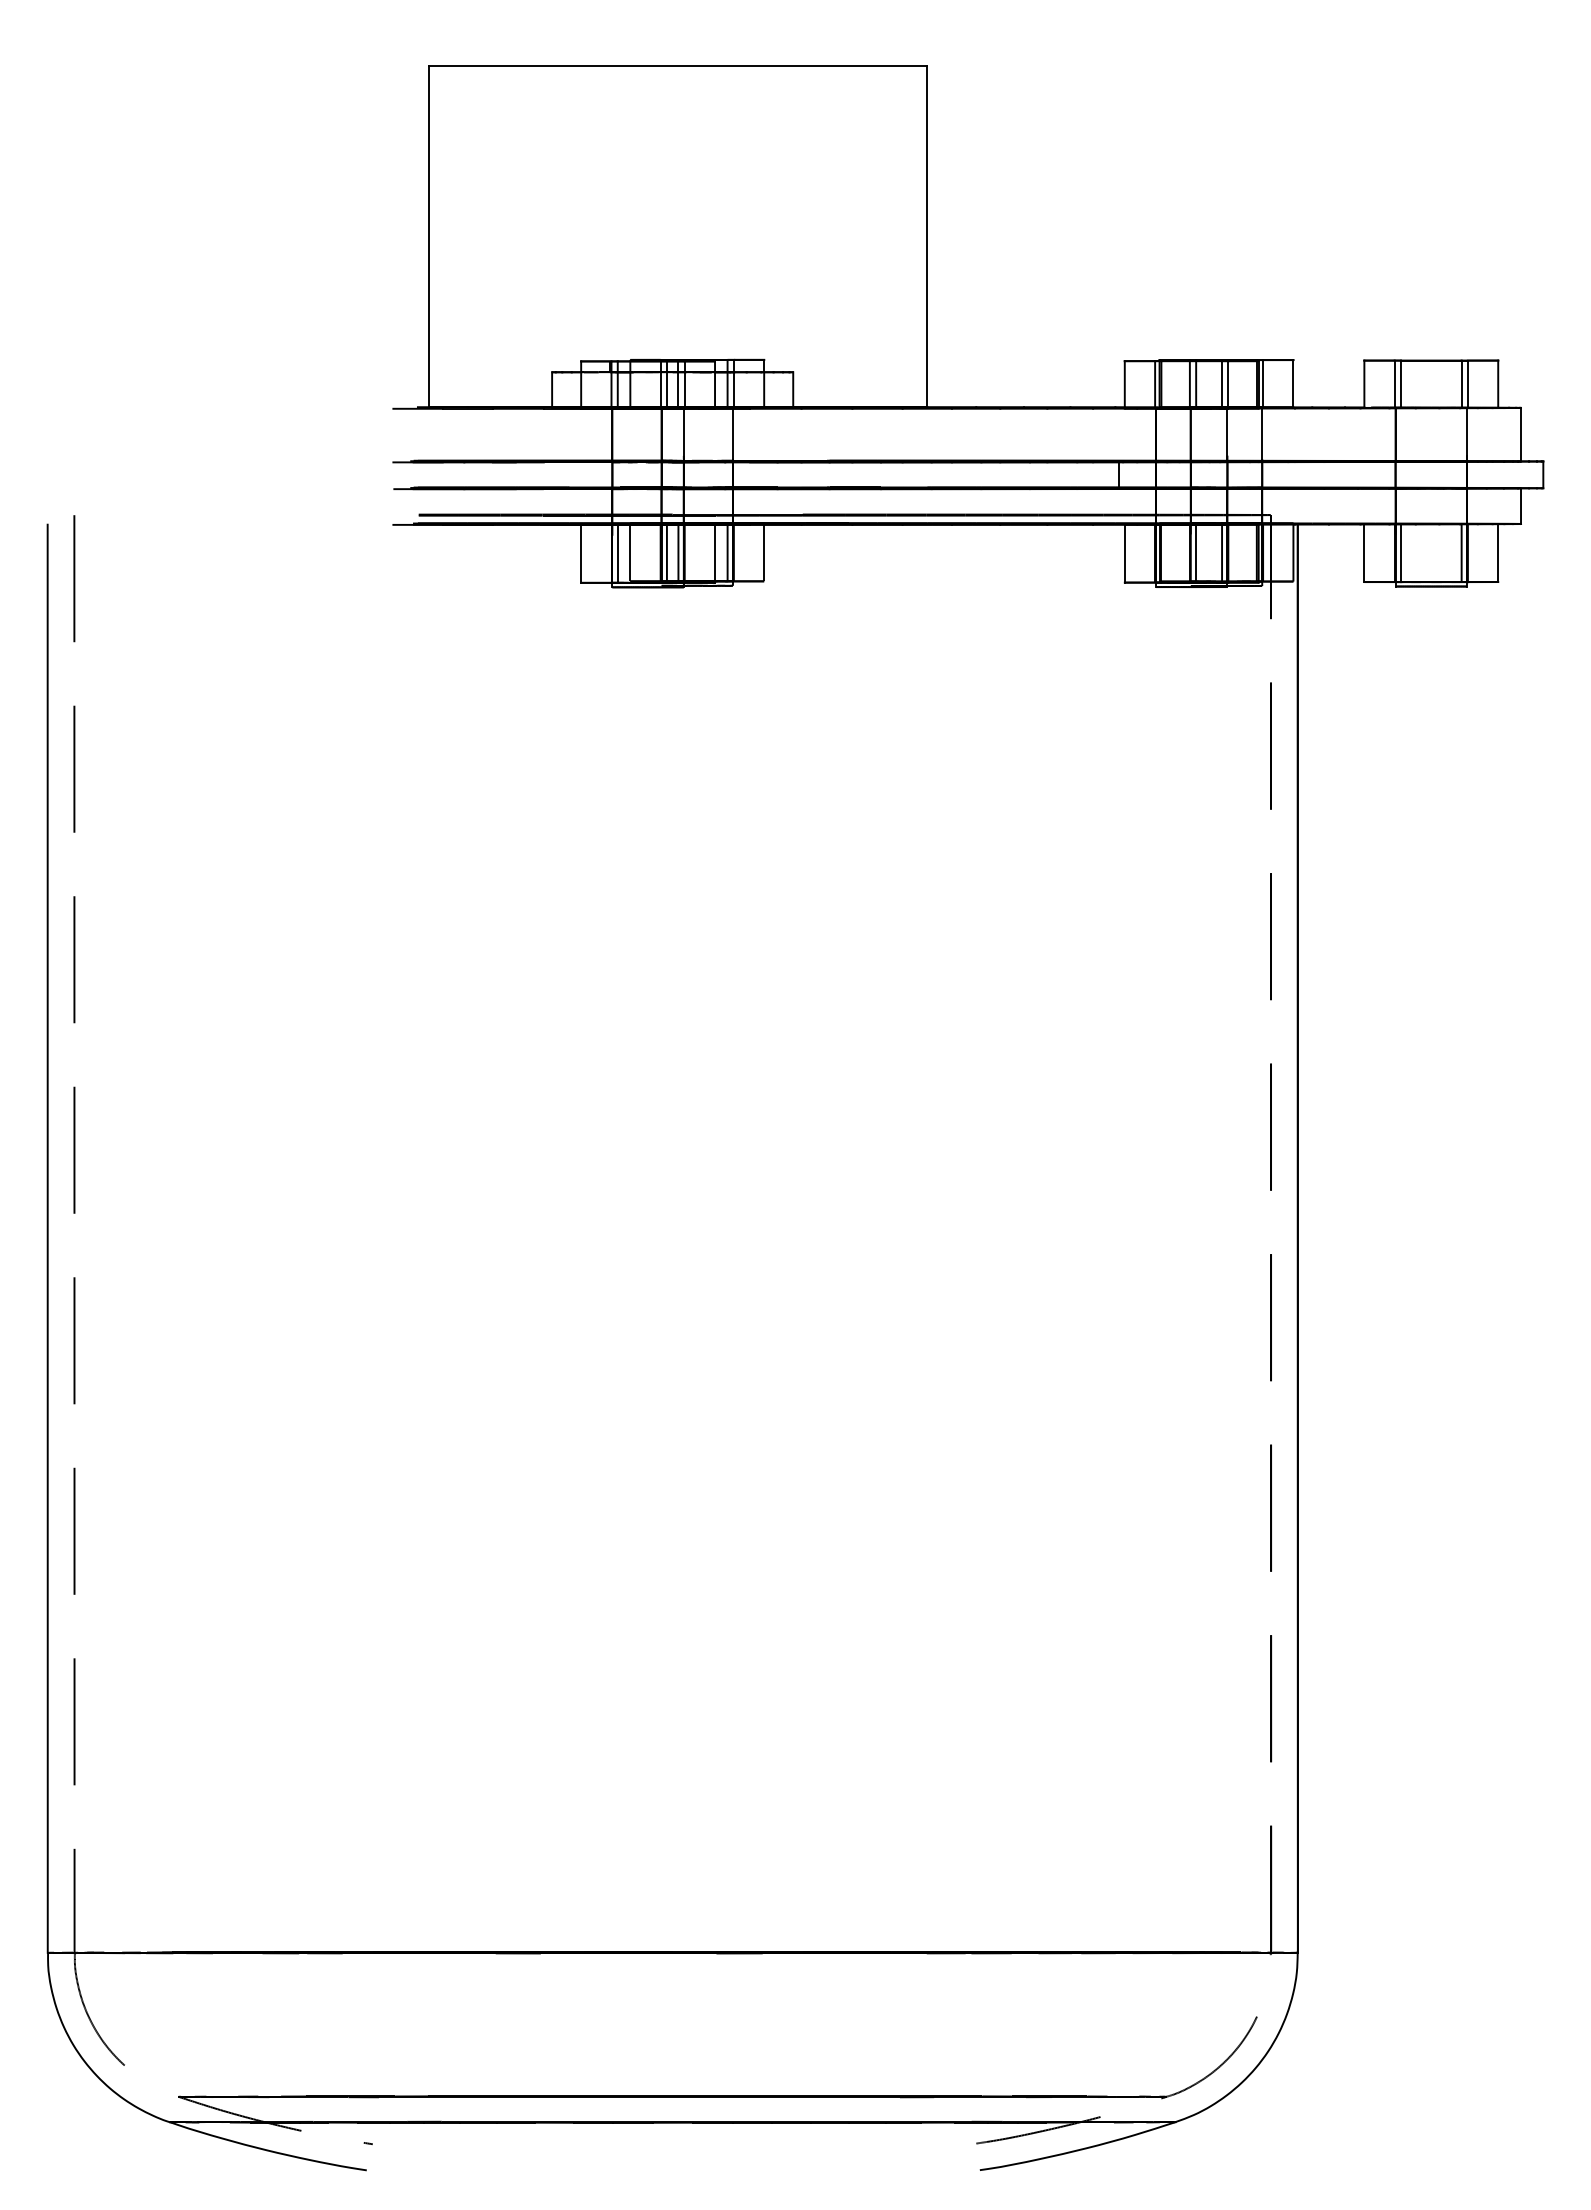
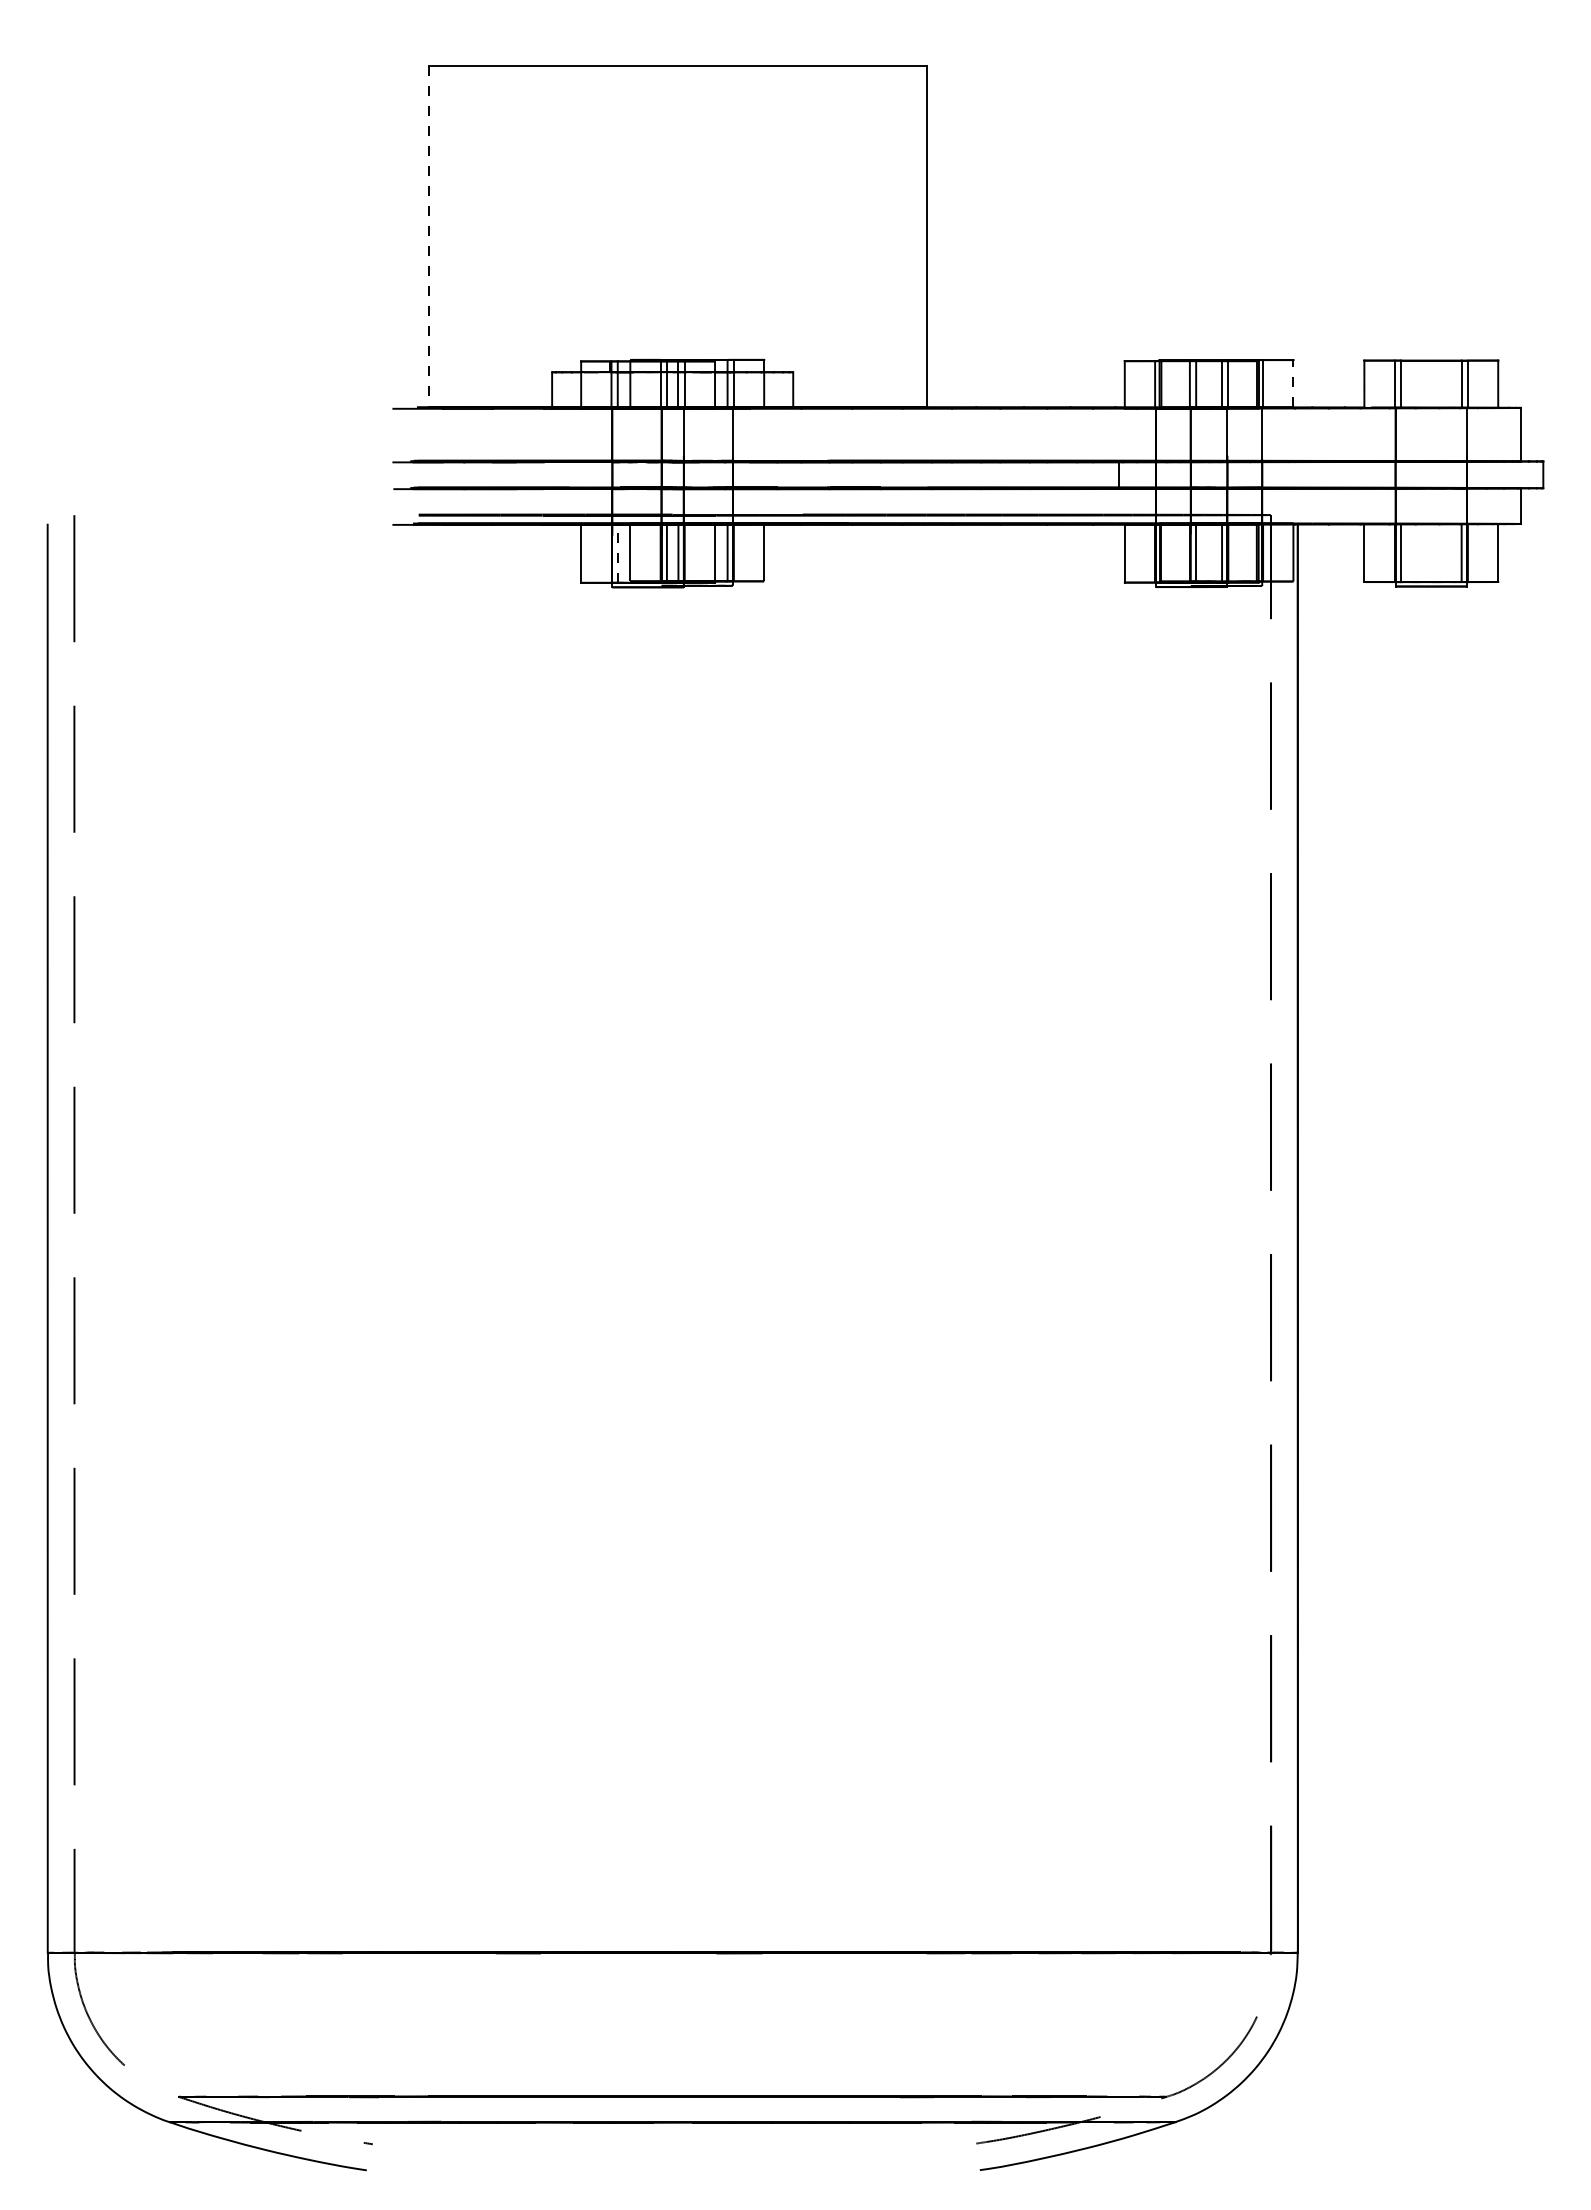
line: solid -> dashed (428, 237)
line: solid -> dashed (1293, 383)
line: solid -> dashed (617, 553)
